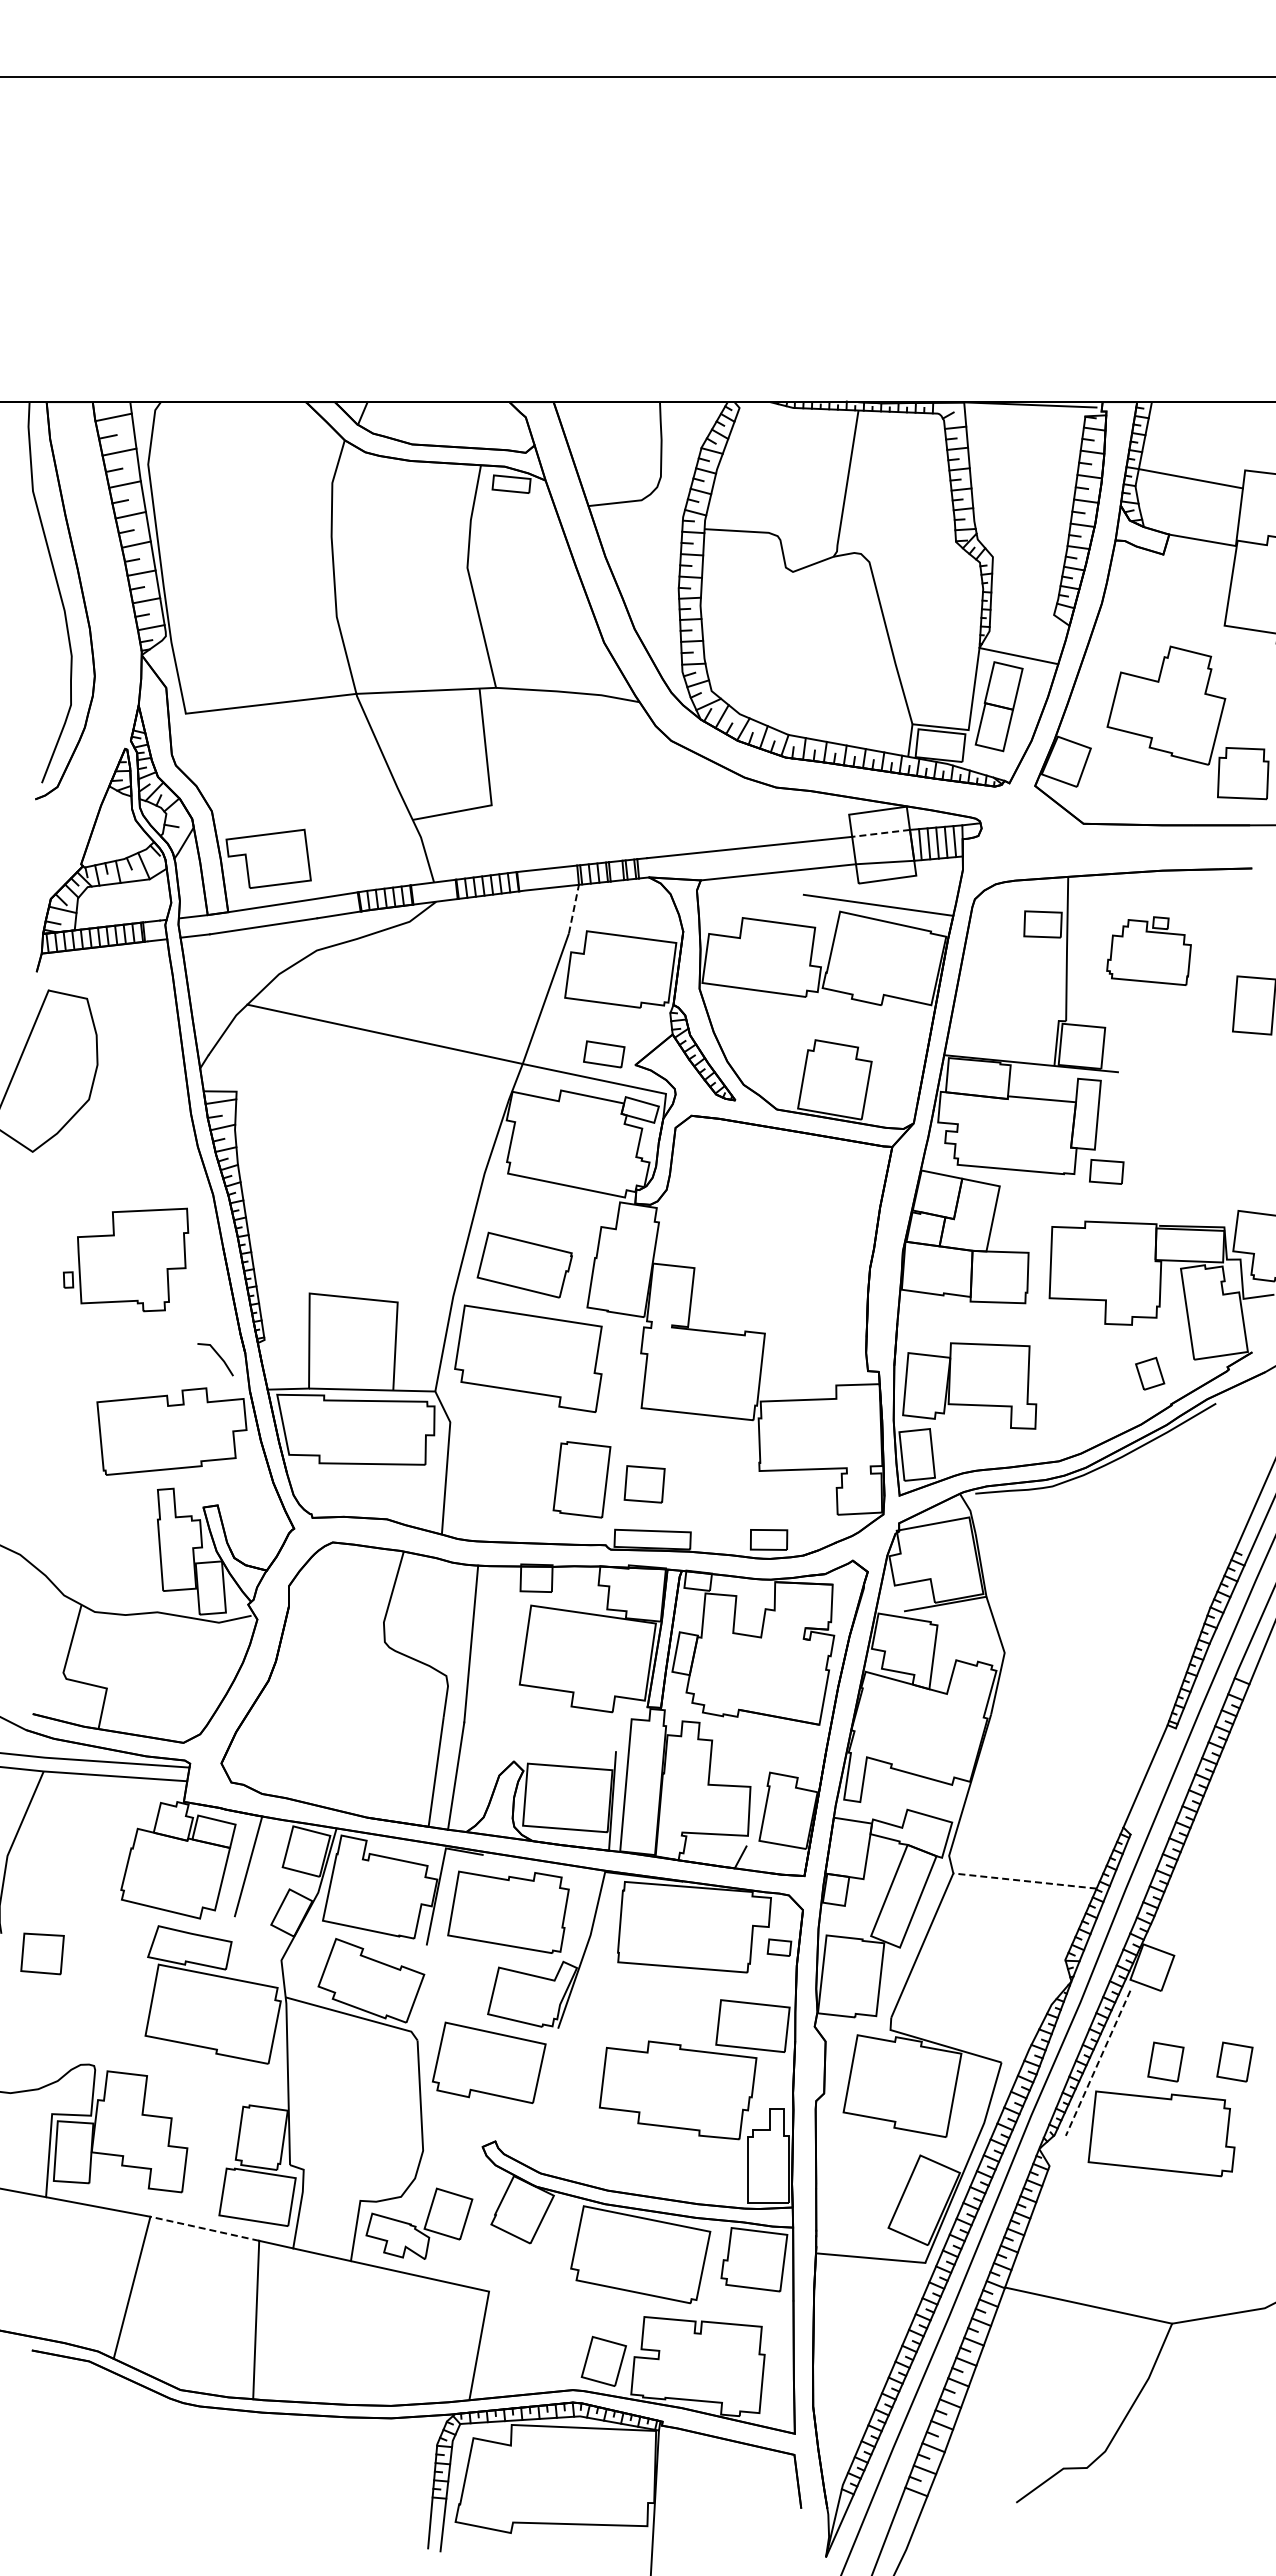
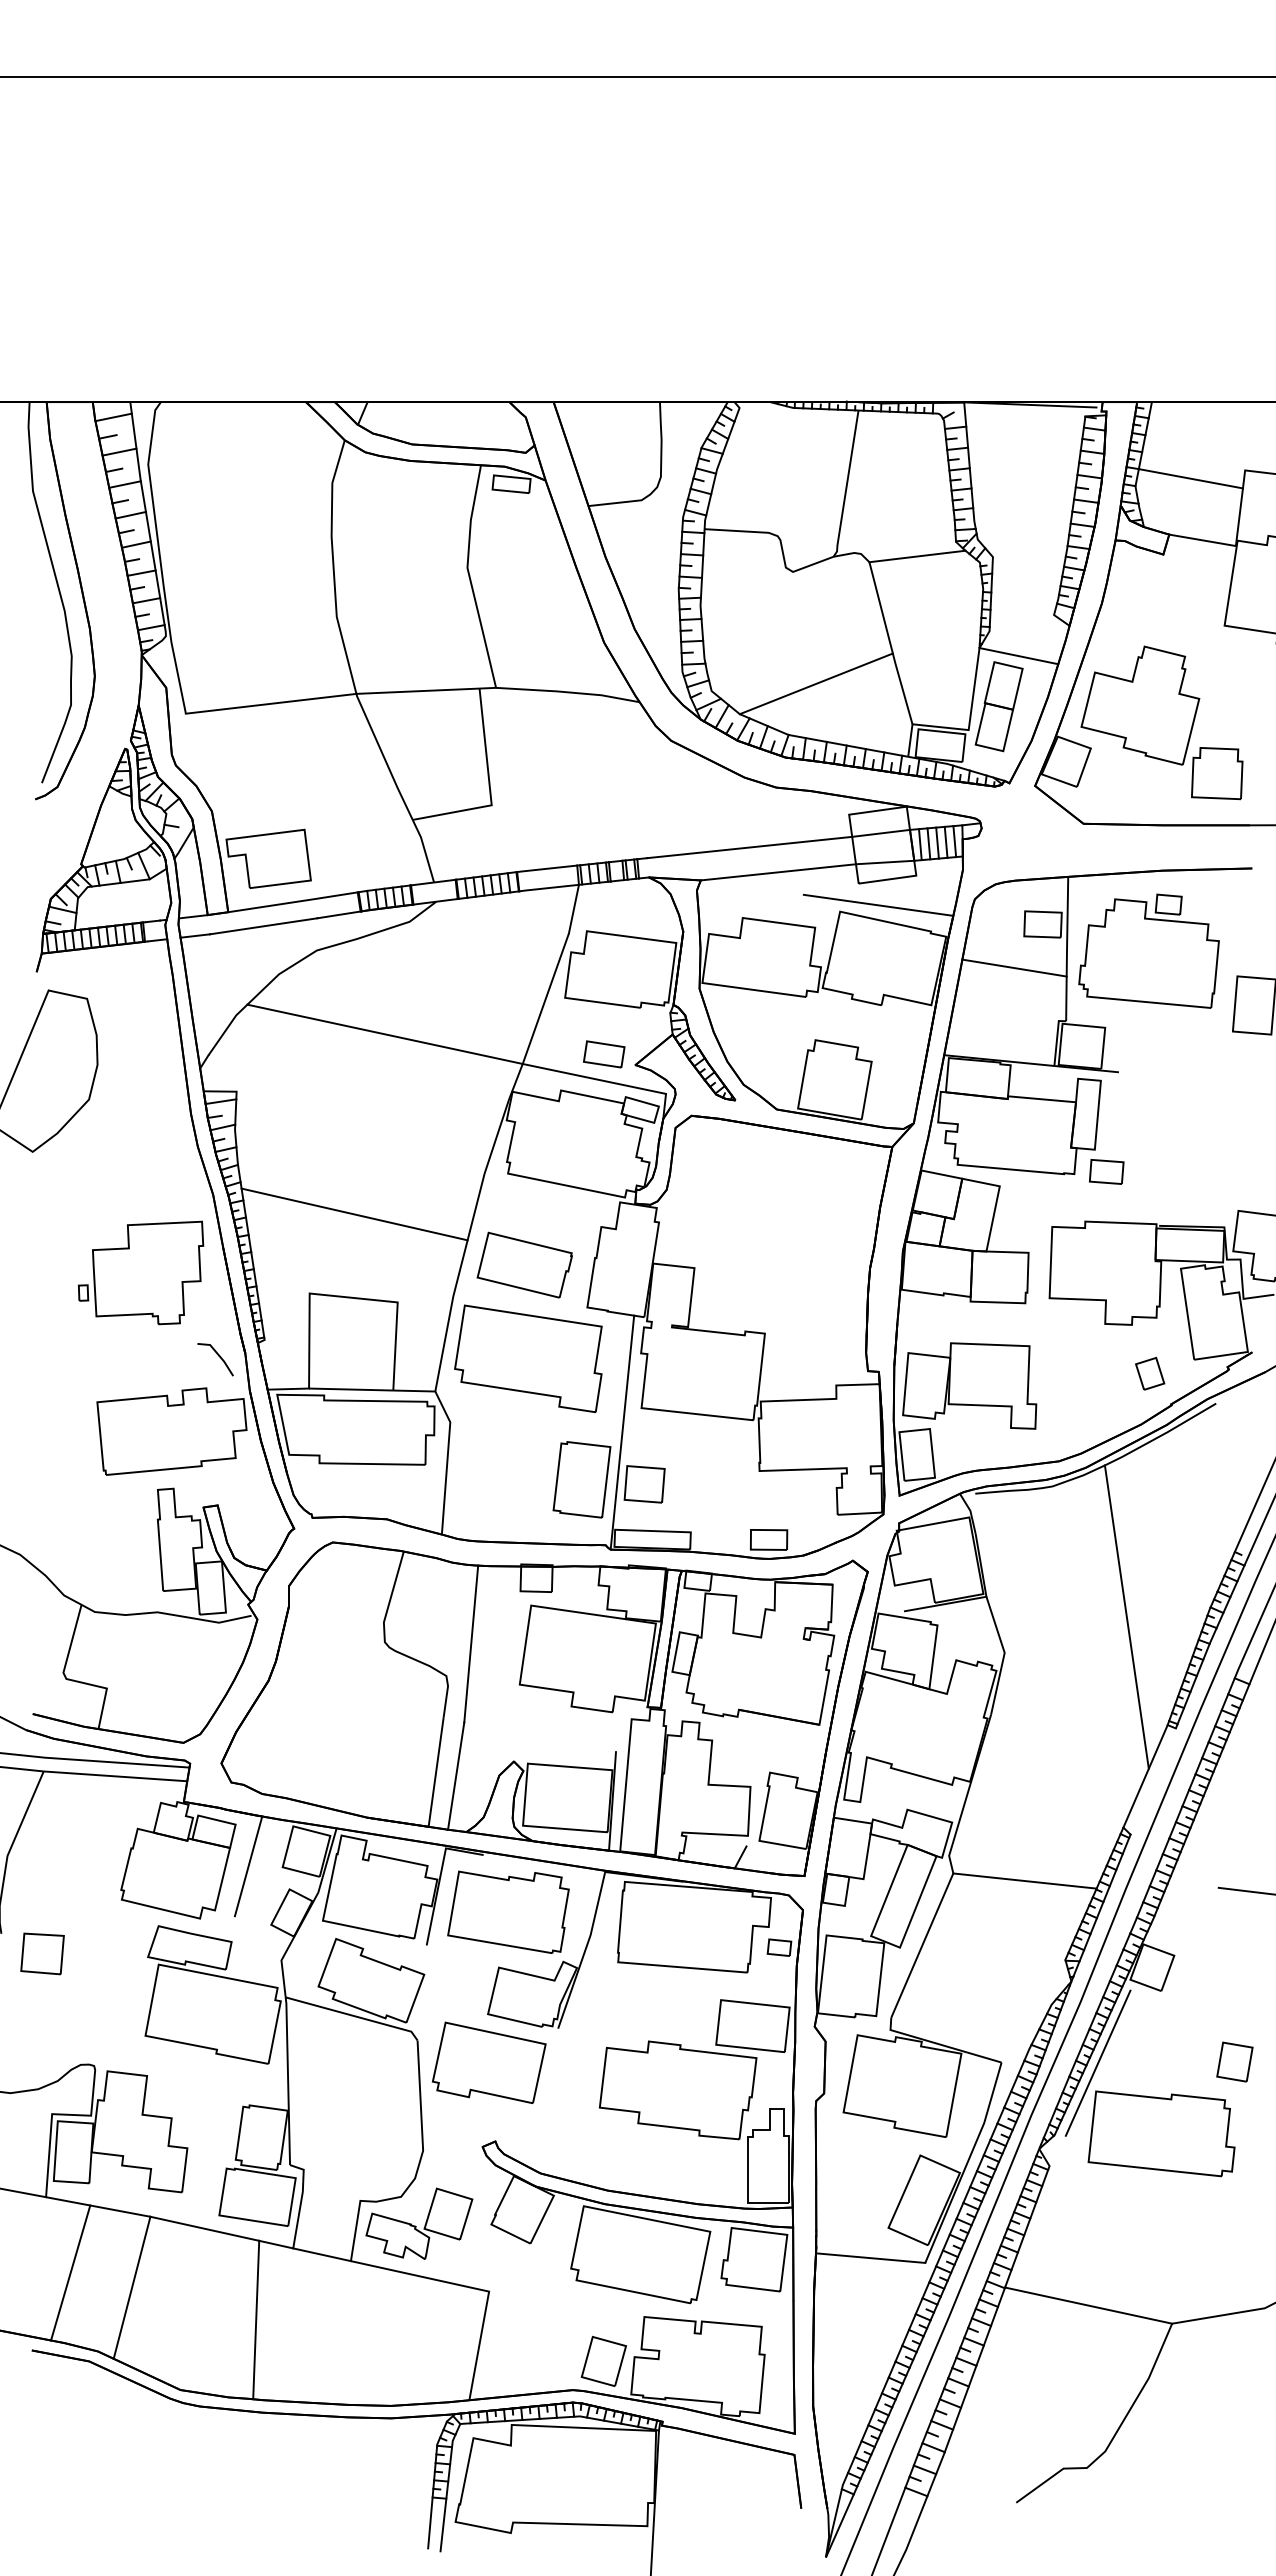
line: none -> present (917, 556)
line: none -> present (815, 683)
part position: (1187, 722) -> (1161, 722) (1161, 722)
line: dashed -> solid (880, 833)
line: dashed -> solid (573, 909)
part size: 86x70 px -> 142x116 px (1148, 950)
line: none -> present (1014, 967)
line: none -> present (354, 1214)
part position: (126, 1259) -> (141, 1272) (141, 1272)
line: none -> present (622, 1432)
line: none -> present (1126, 1616)
line: dashed -> solid (1024, 1880)
line: none -> present (1245, 1890)
part: present -> none (1165, 2061)
line: dashed -> solid (1097, 2063)
line: dashed -> solid (204, 2228)
line: none -> present (70, 2272)
